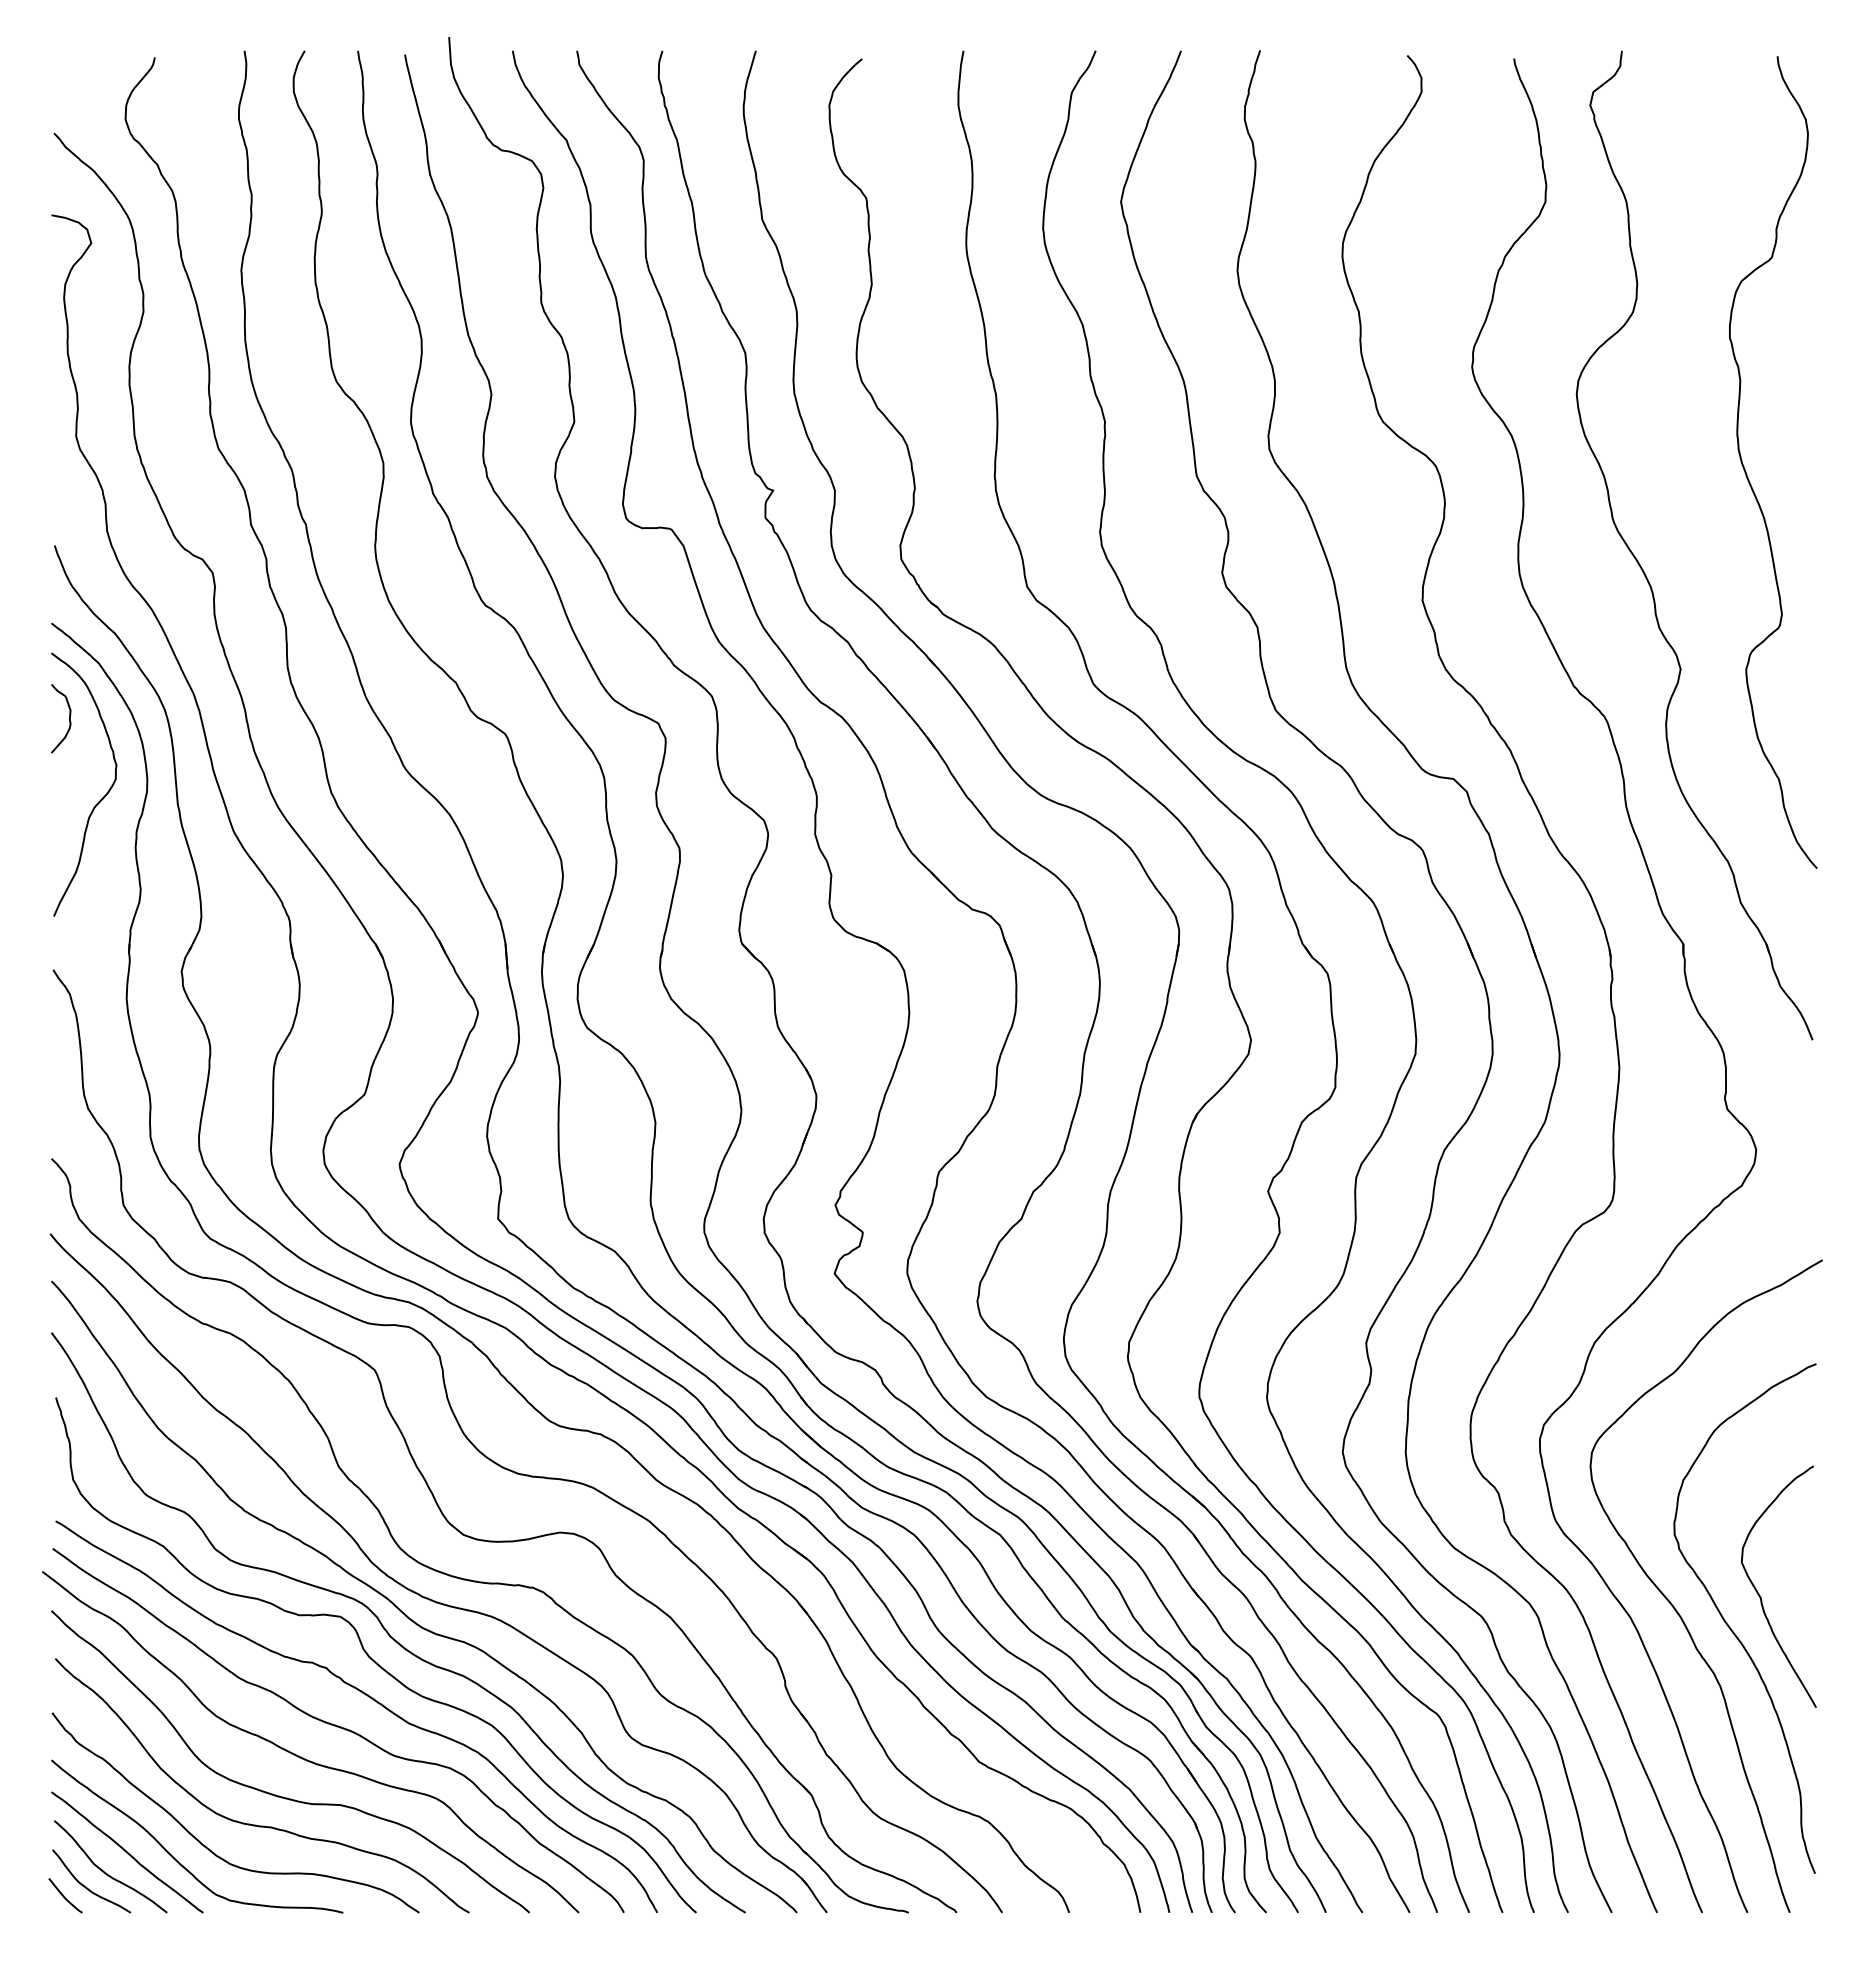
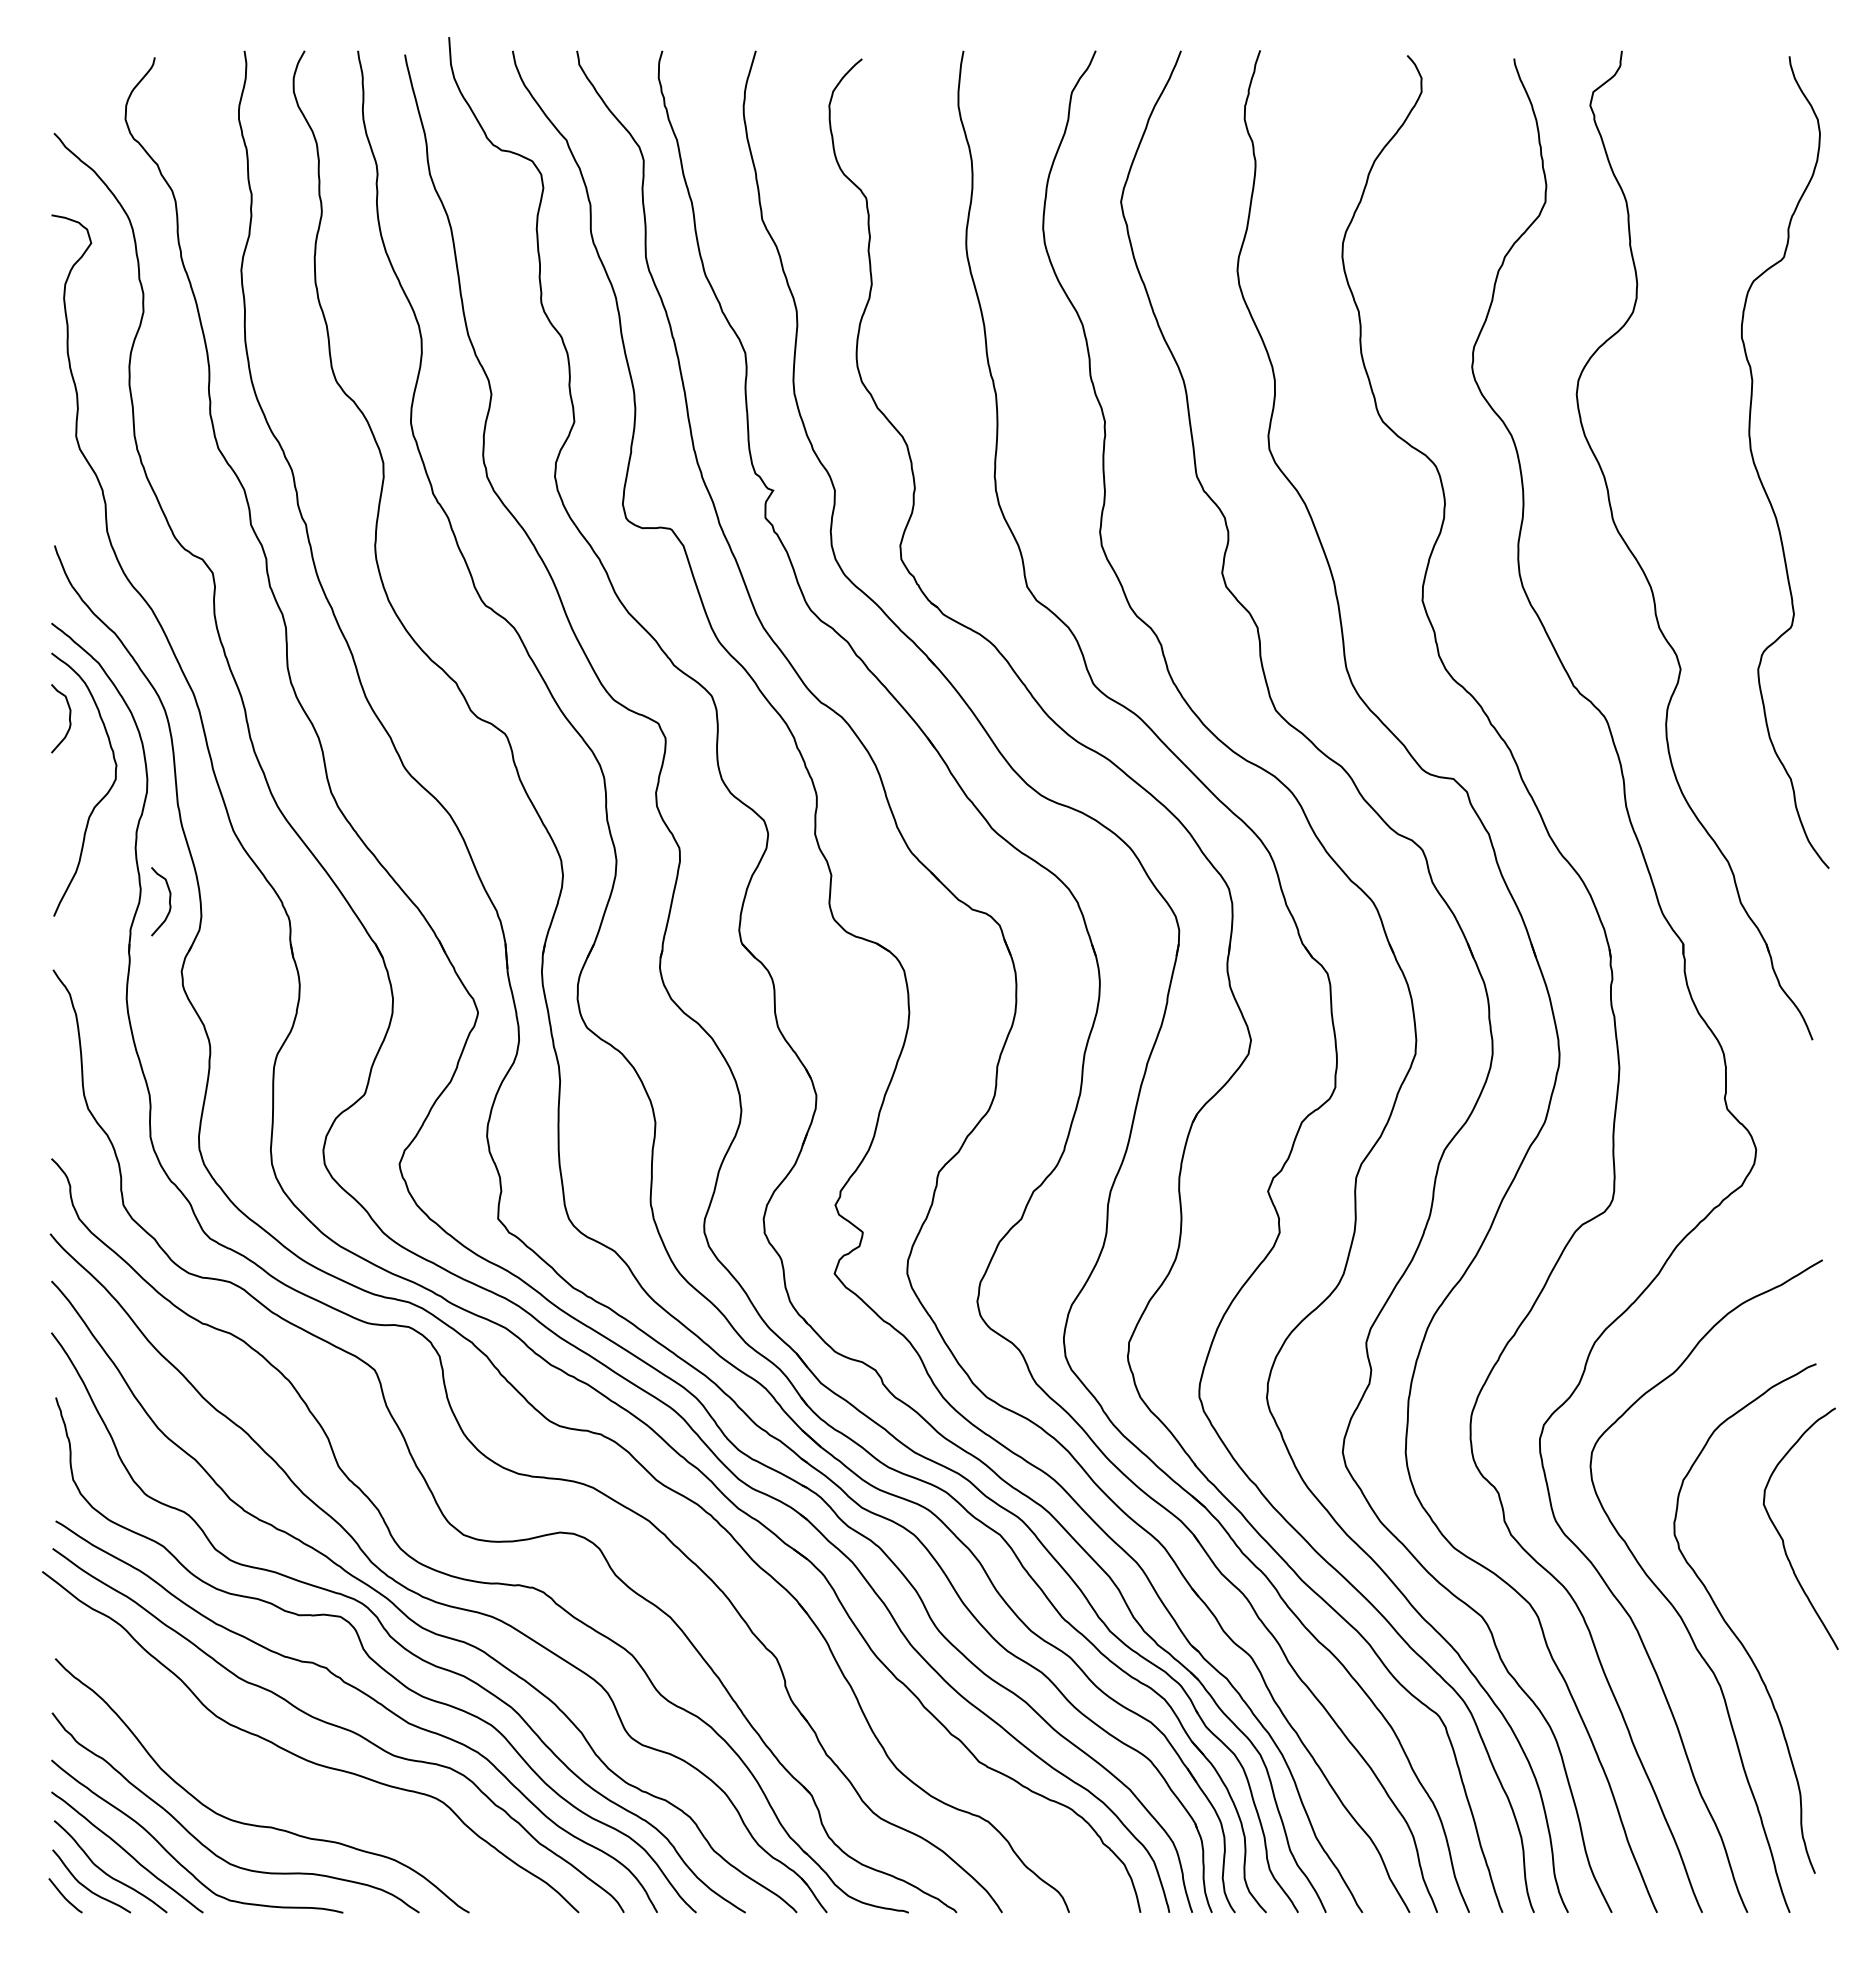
curve position: (1746, 471) -> (1758, 471) (1758, 471)
curve: none -> present (169, 901)
curve position: (1760, 1595) -> (1782, 1537) (1782, 1537)
curve: present -> none (283, 1796)
